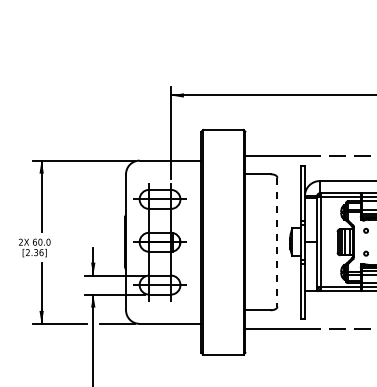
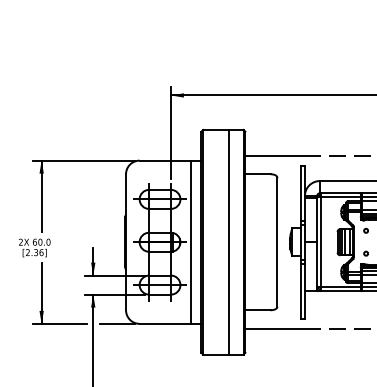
line: none -> present (191, 241)
line: none -> present (229, 241)
line: dashed -> solid (277, 242)
